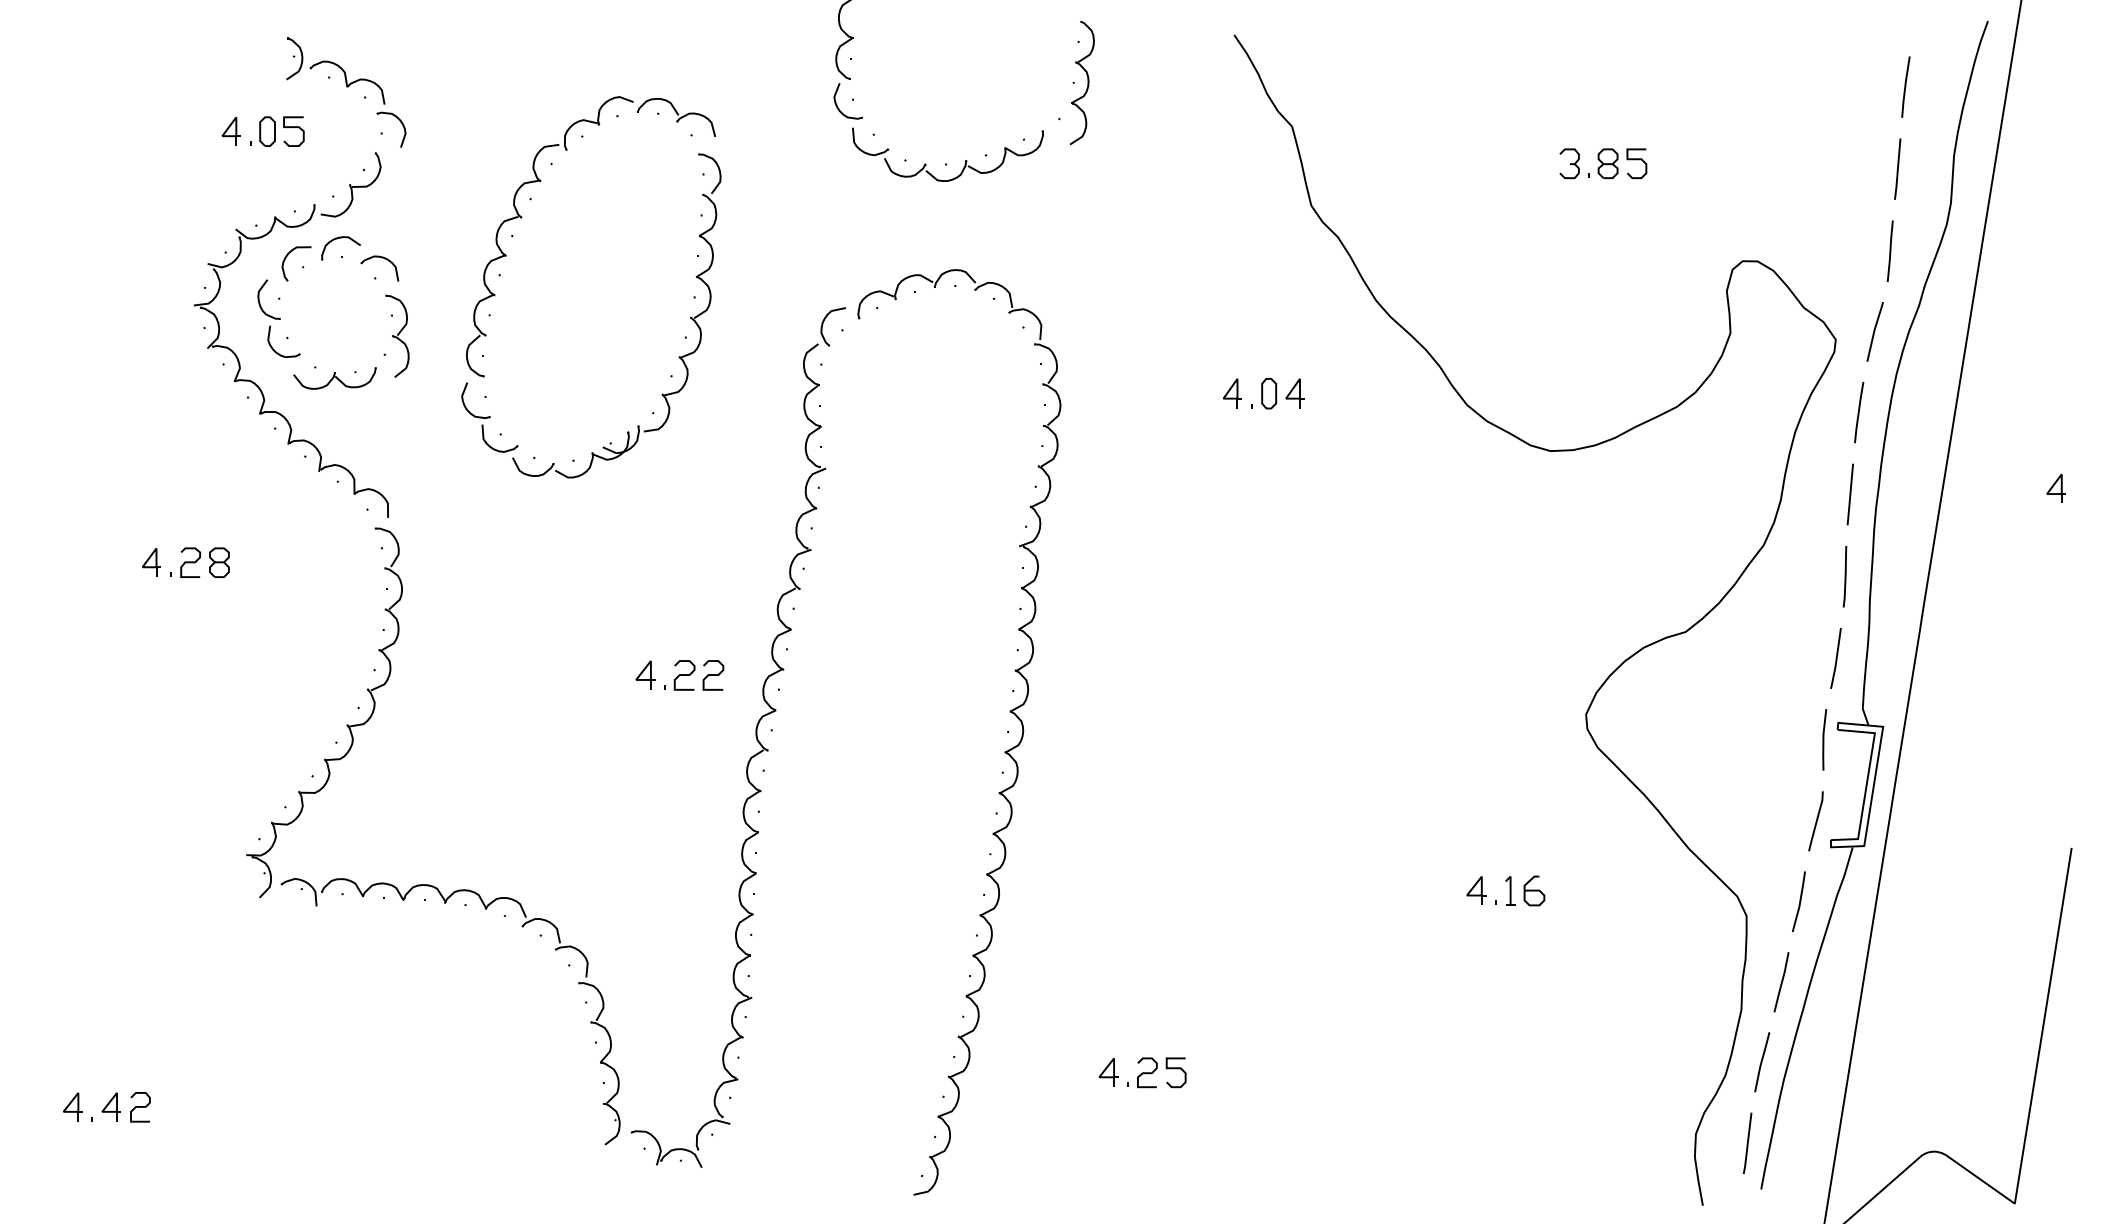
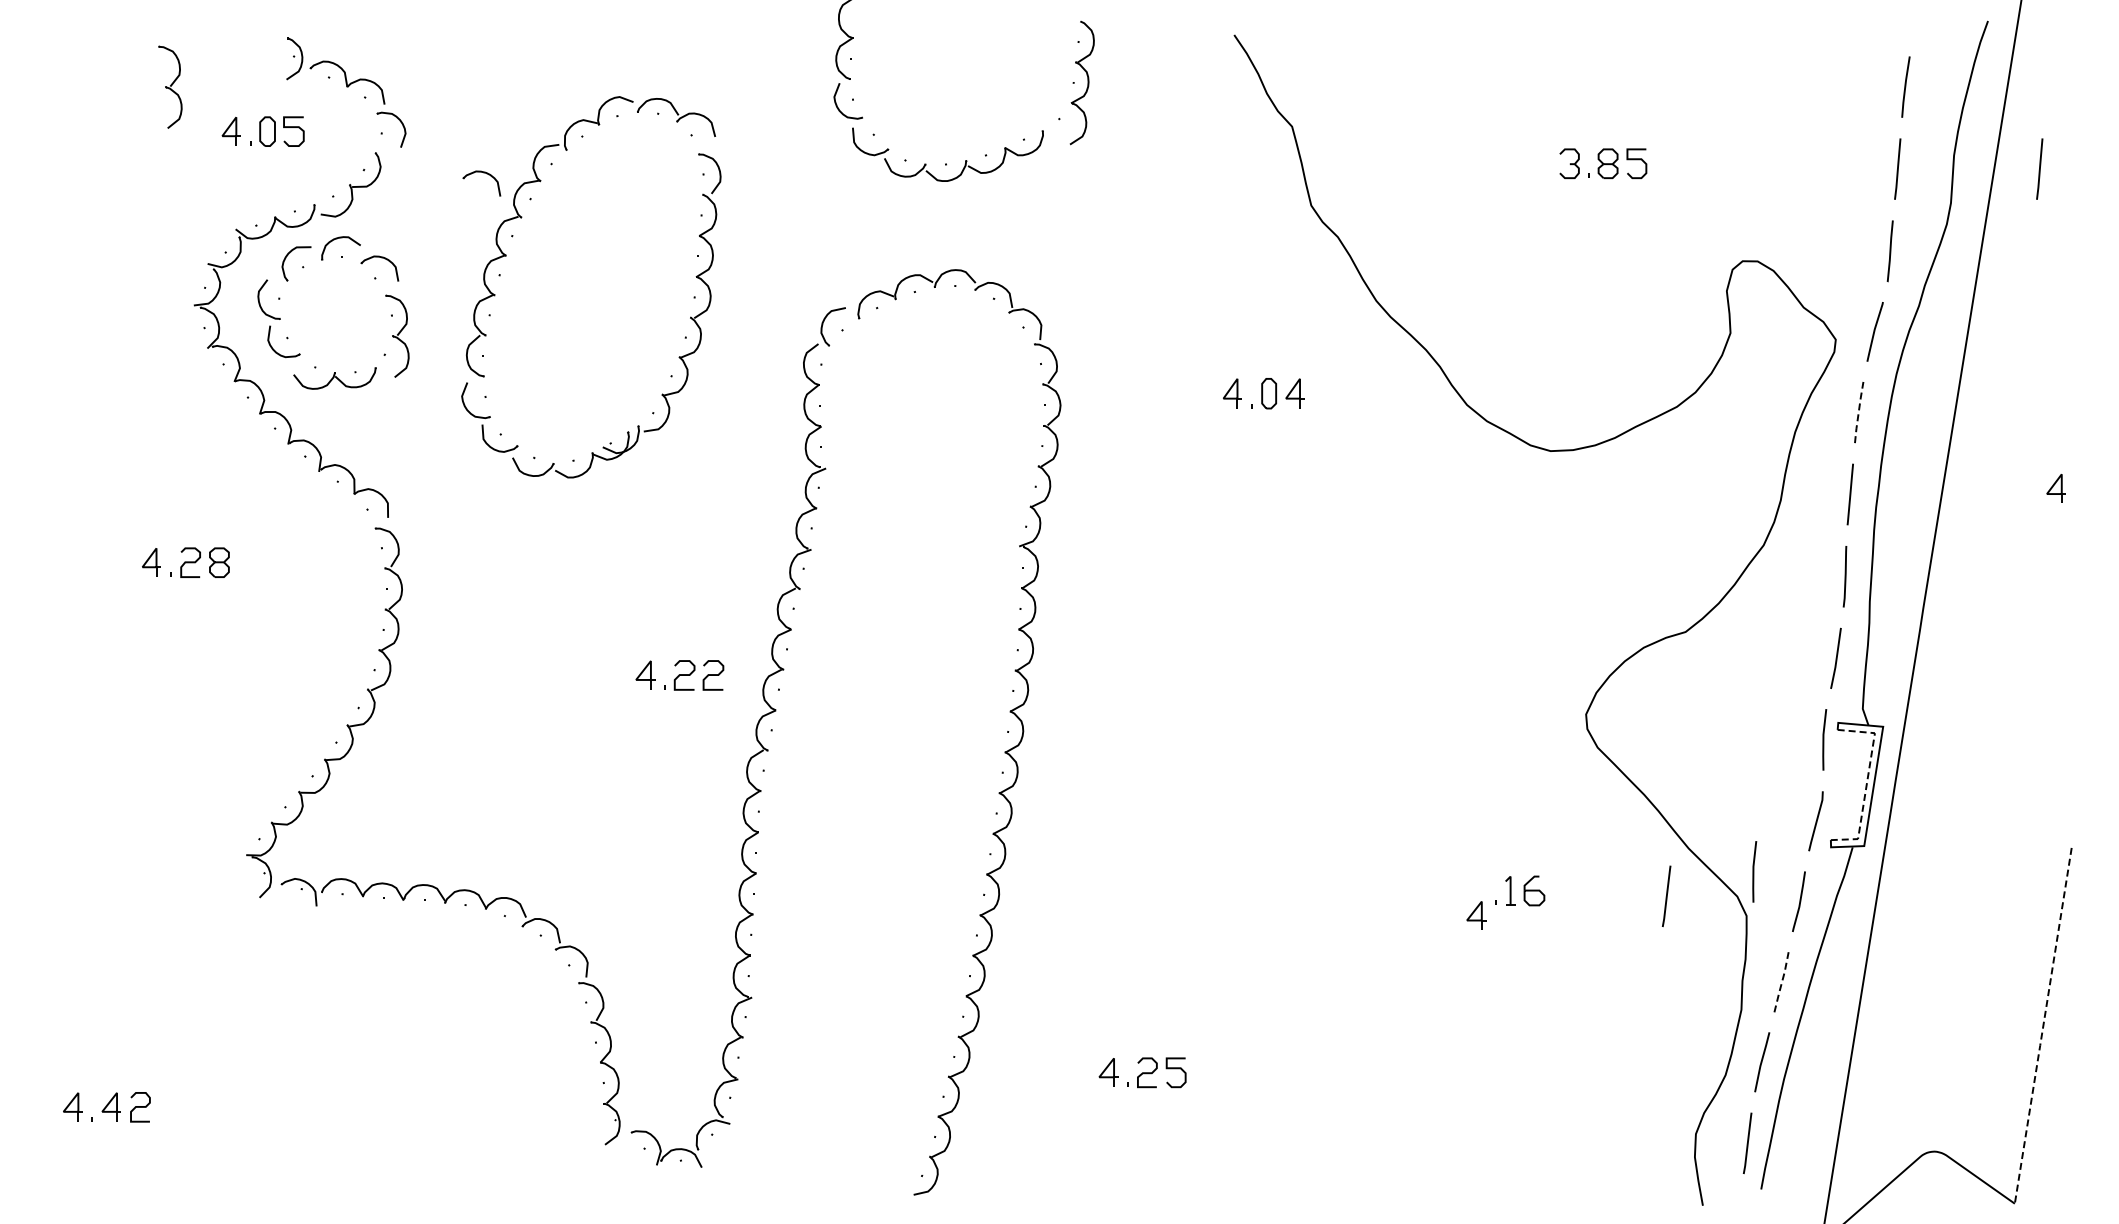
part: none -> present (170, 86)
line: none -> present (2039, 168)
part: none -> present (483, 173)
line: solid -> dashed (1858, 412)
line: solid -> dashed (1867, 781)
line: none -> present (1754, 871)
part position: (1476, 890) -> (1476, 915) (1476, 915)
line: none -> present (1666, 896)
line: solid -> dashed (1781, 982)
line: solid -> dashed (2043, 1027)
